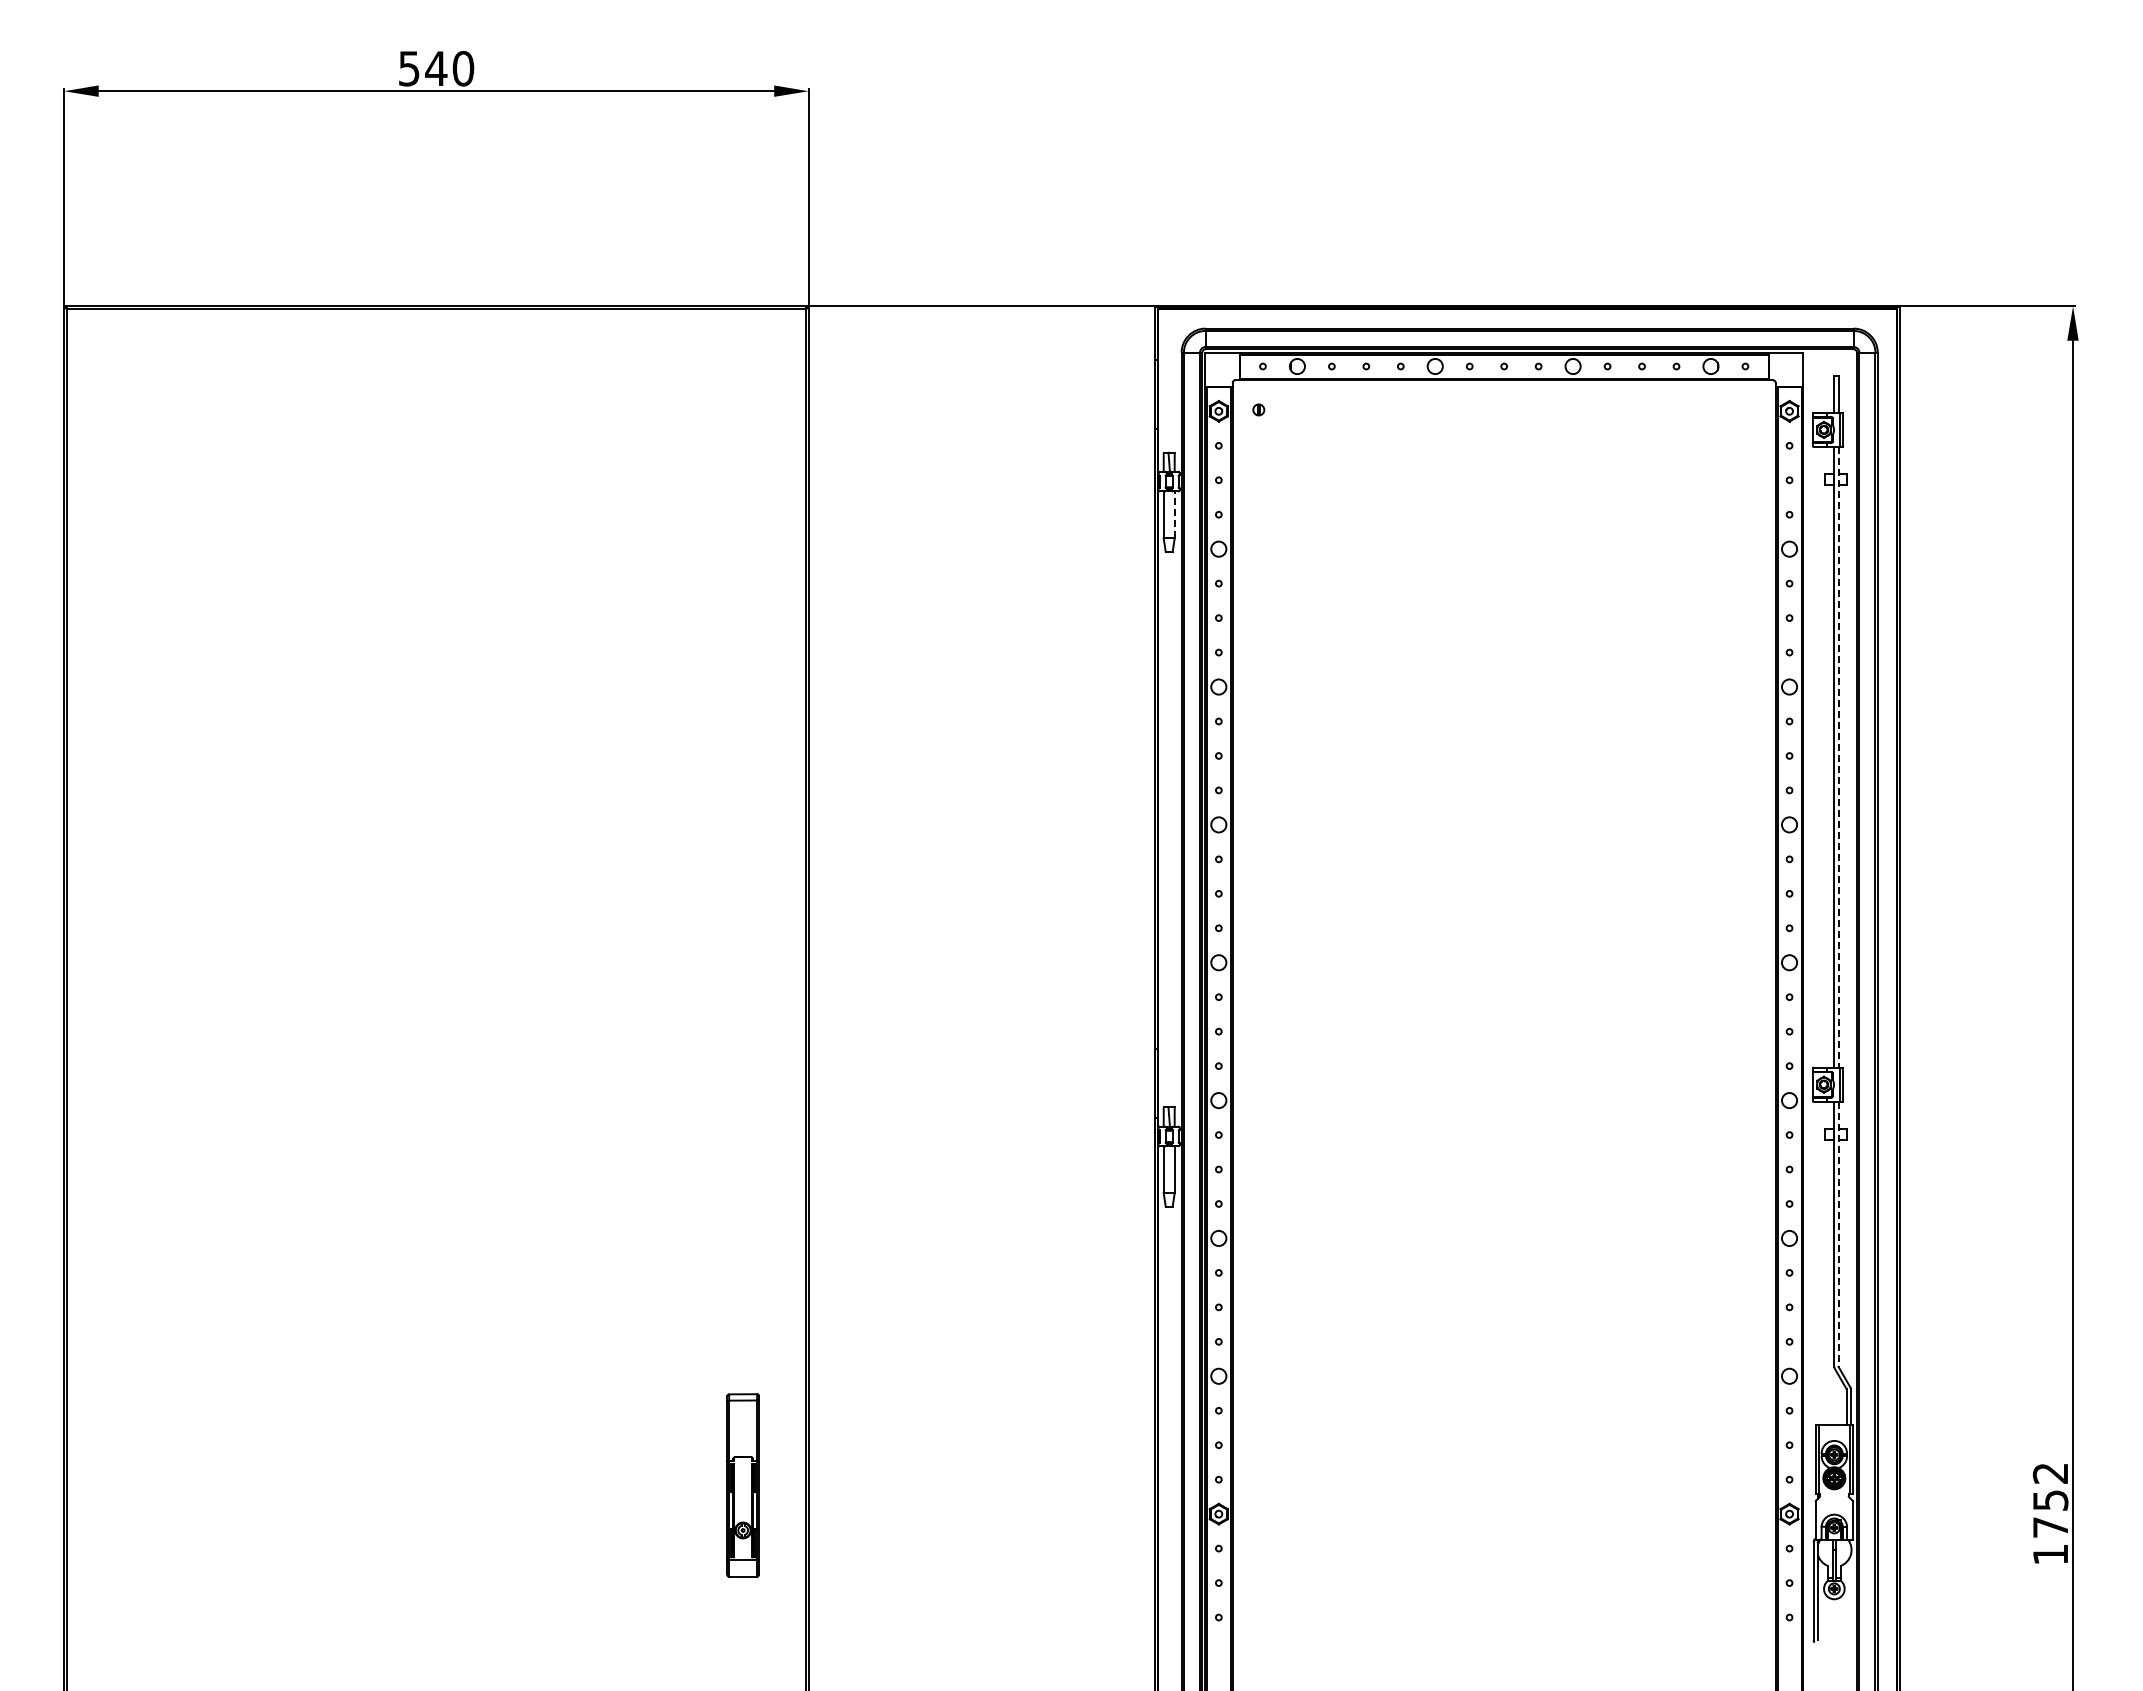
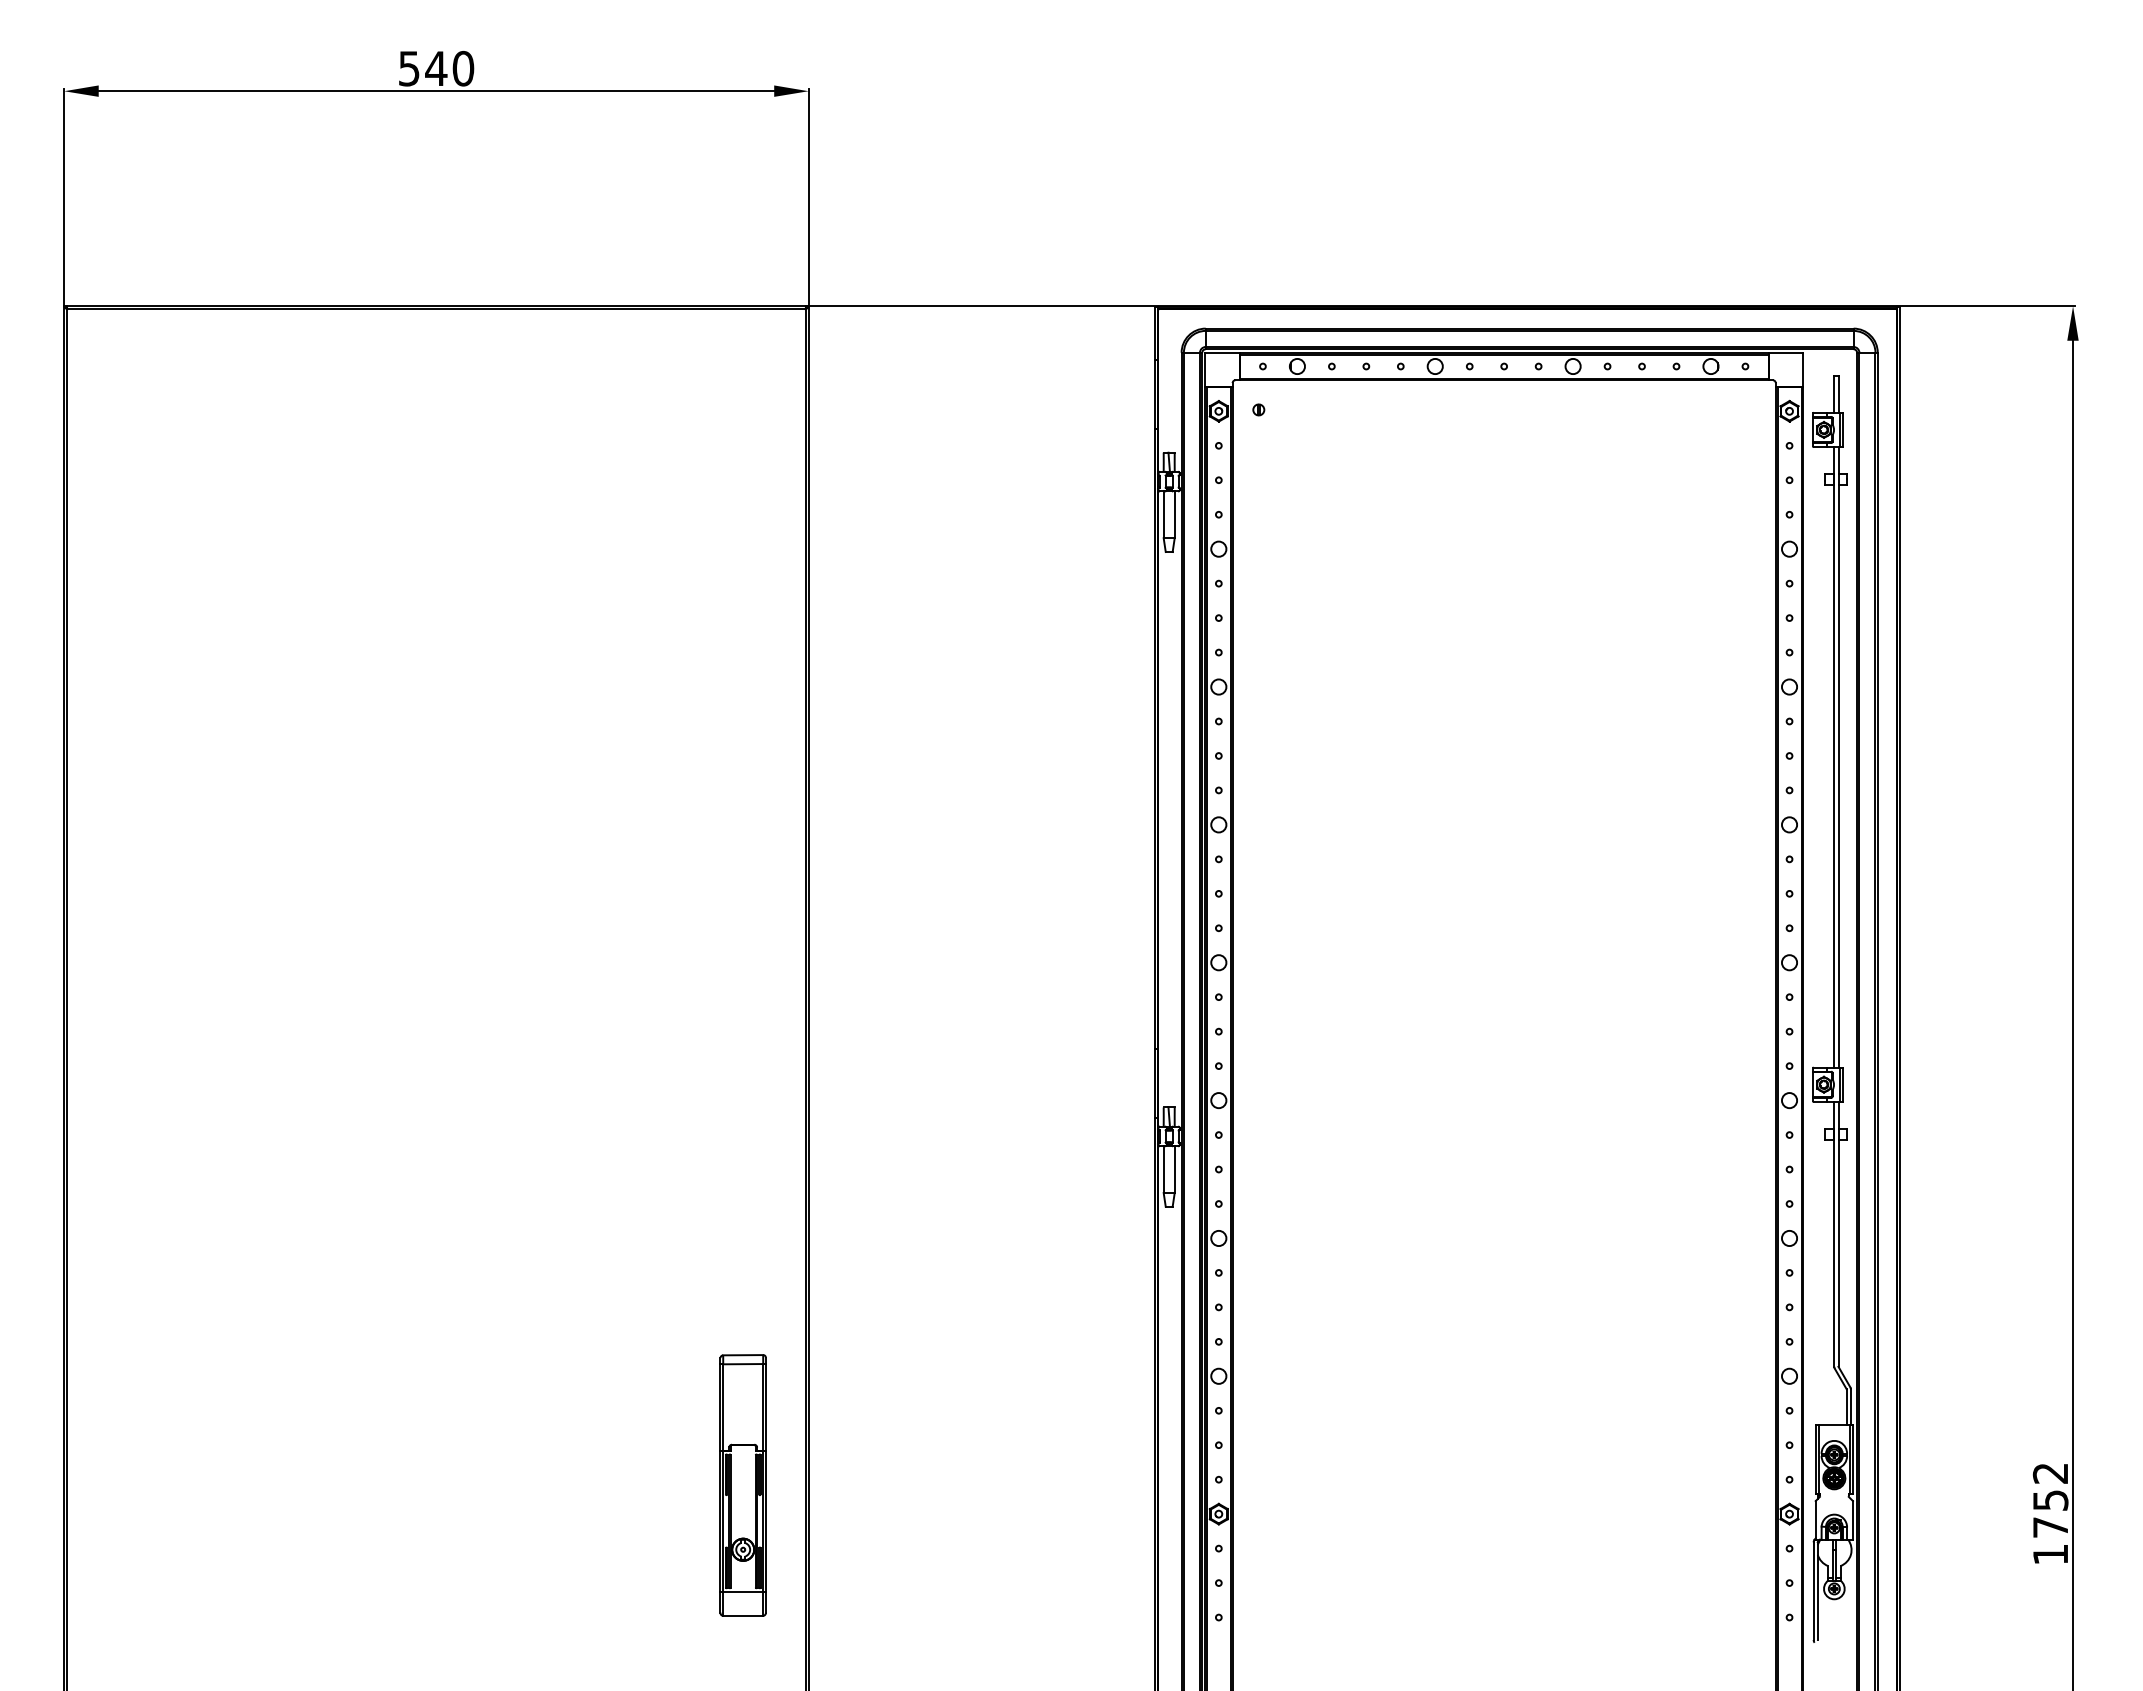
line: dashed -> solid (1174, 514)
line: dashed -> solid (1838, 757)
line: dashed -> solid (1838, 1234)
part size: 34x185 px -> 48x263 px (742, 1485)
